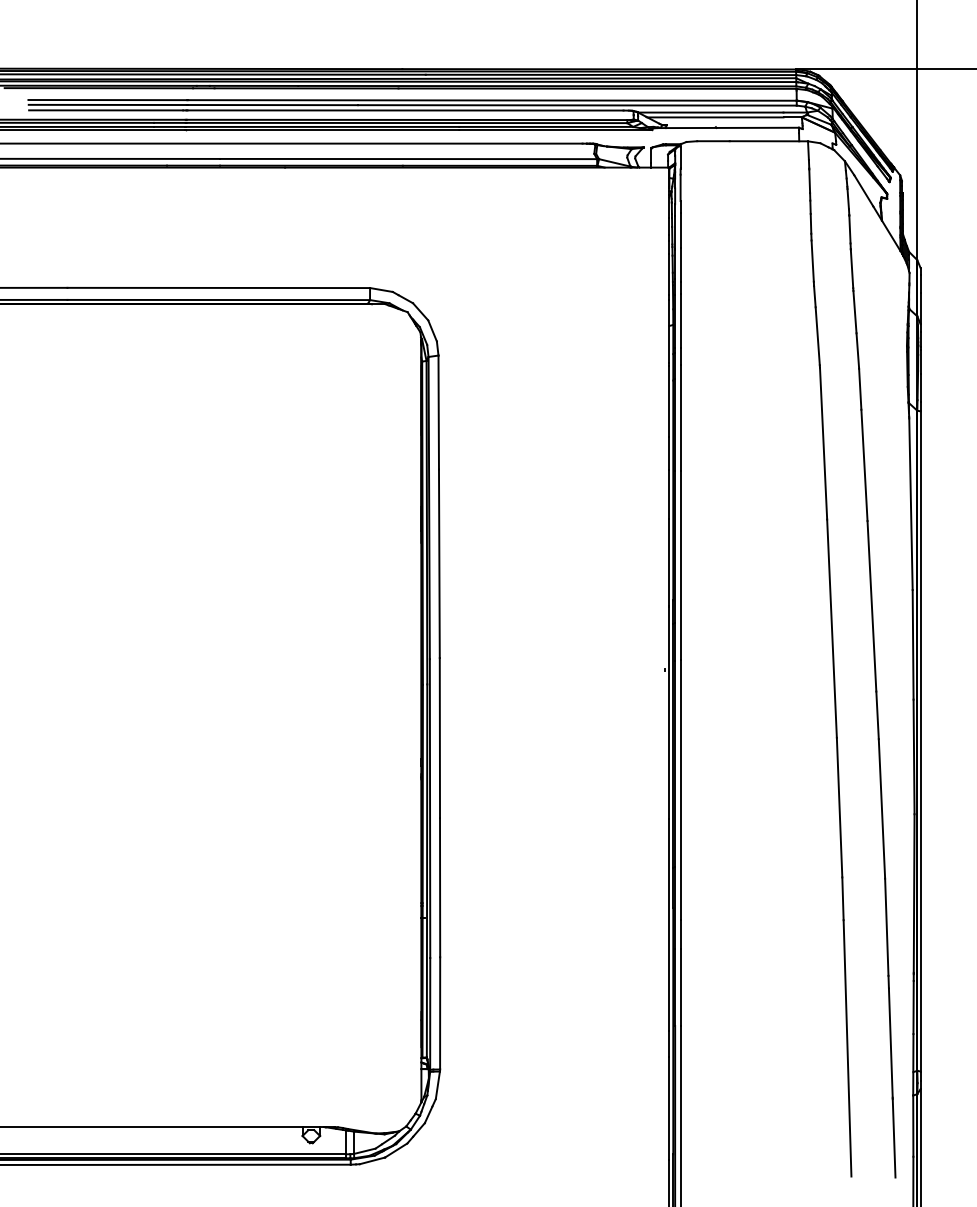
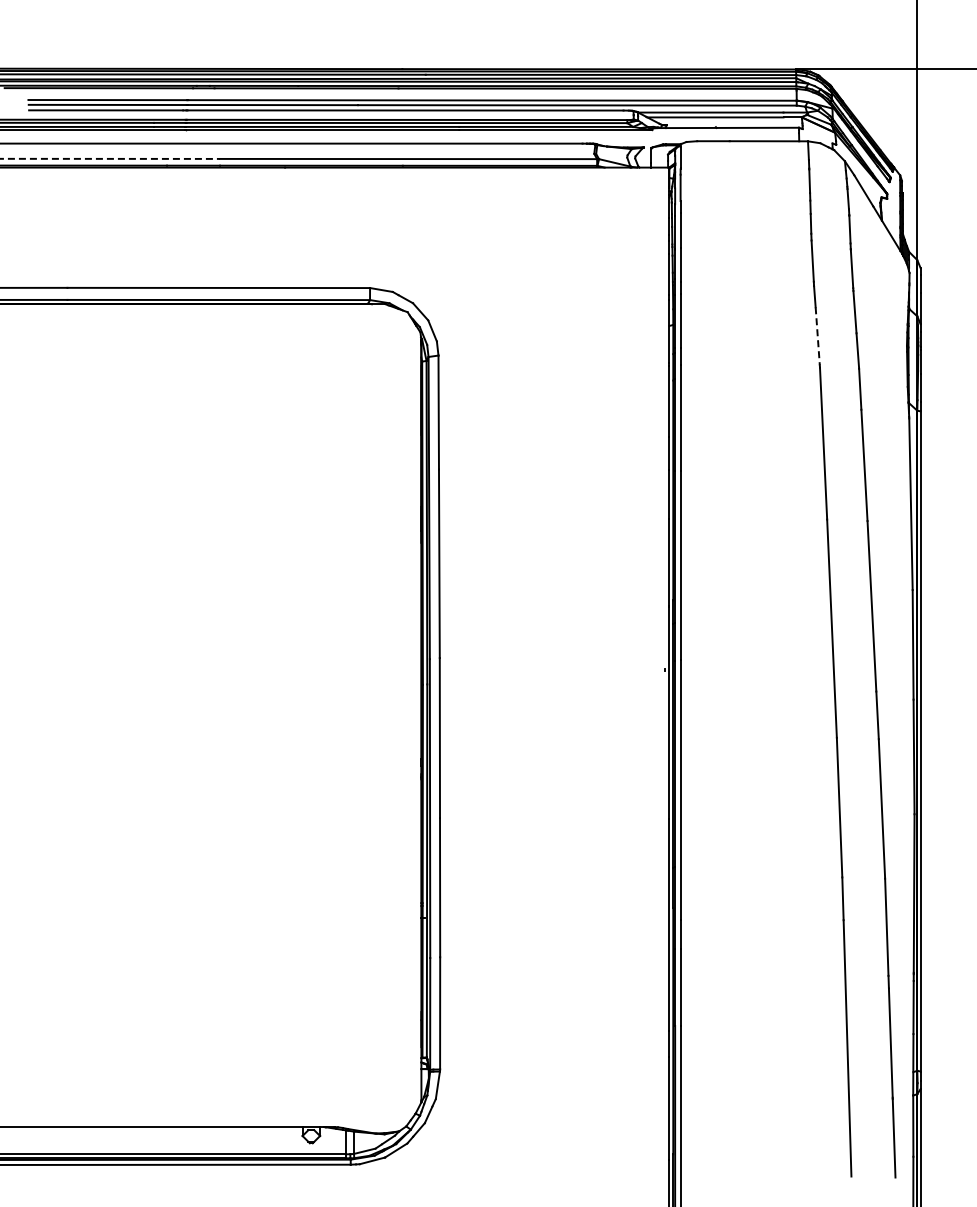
line: solid -> dashed (110, 158)
line: solid -> dashed (817, 336)
